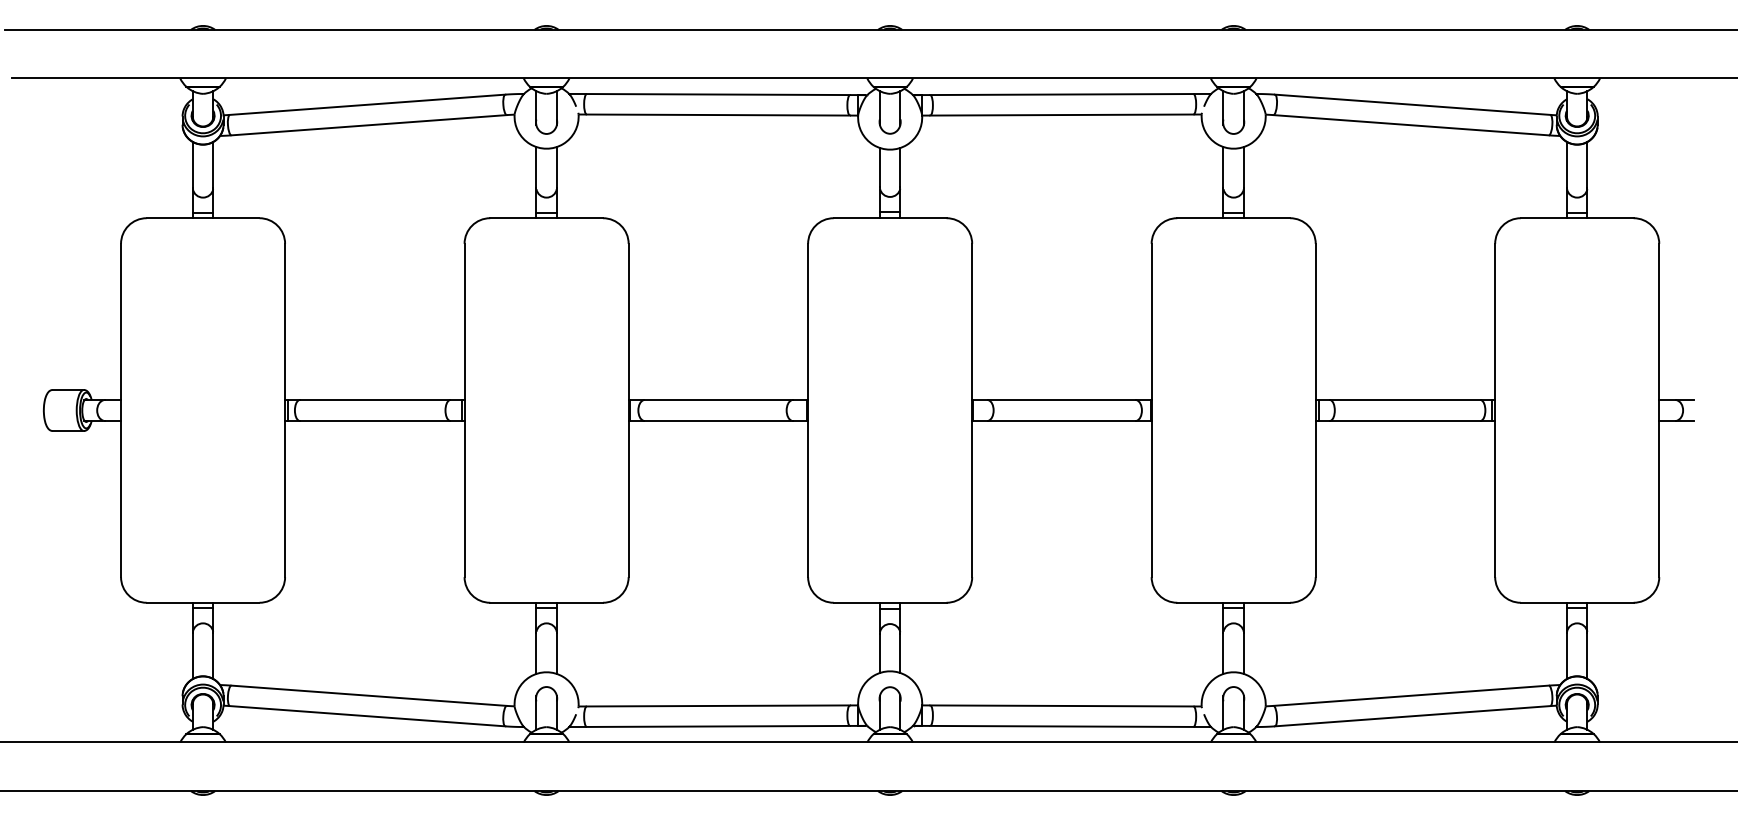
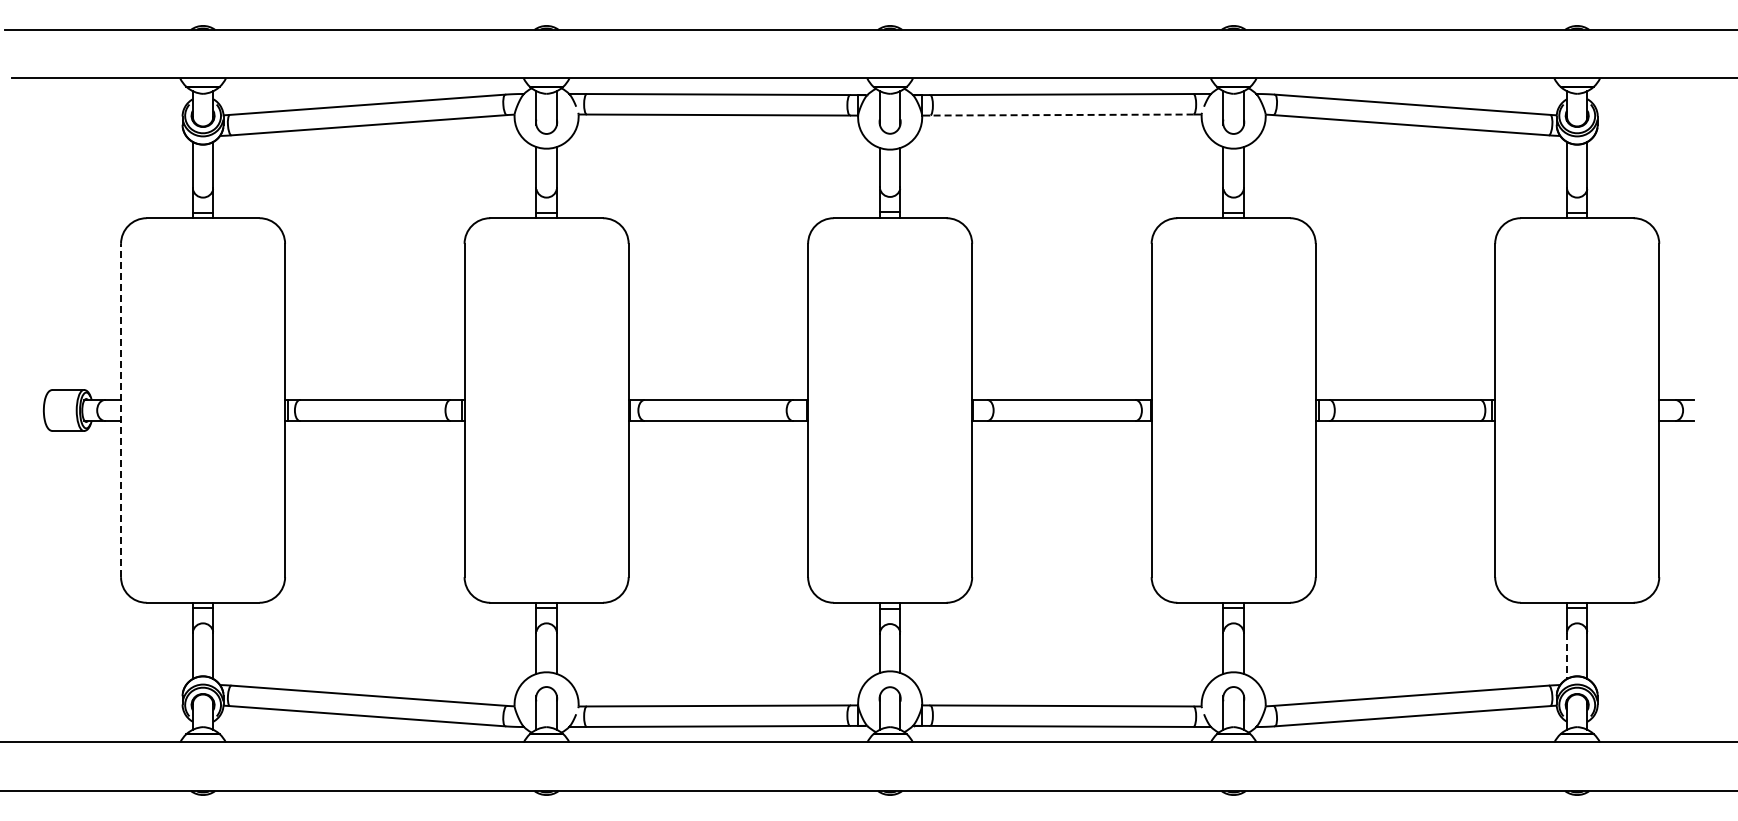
line: solid -> dashed (1061, 115)
line: solid -> dashed (121, 410)
line: solid -> dashed (1566, 656)
